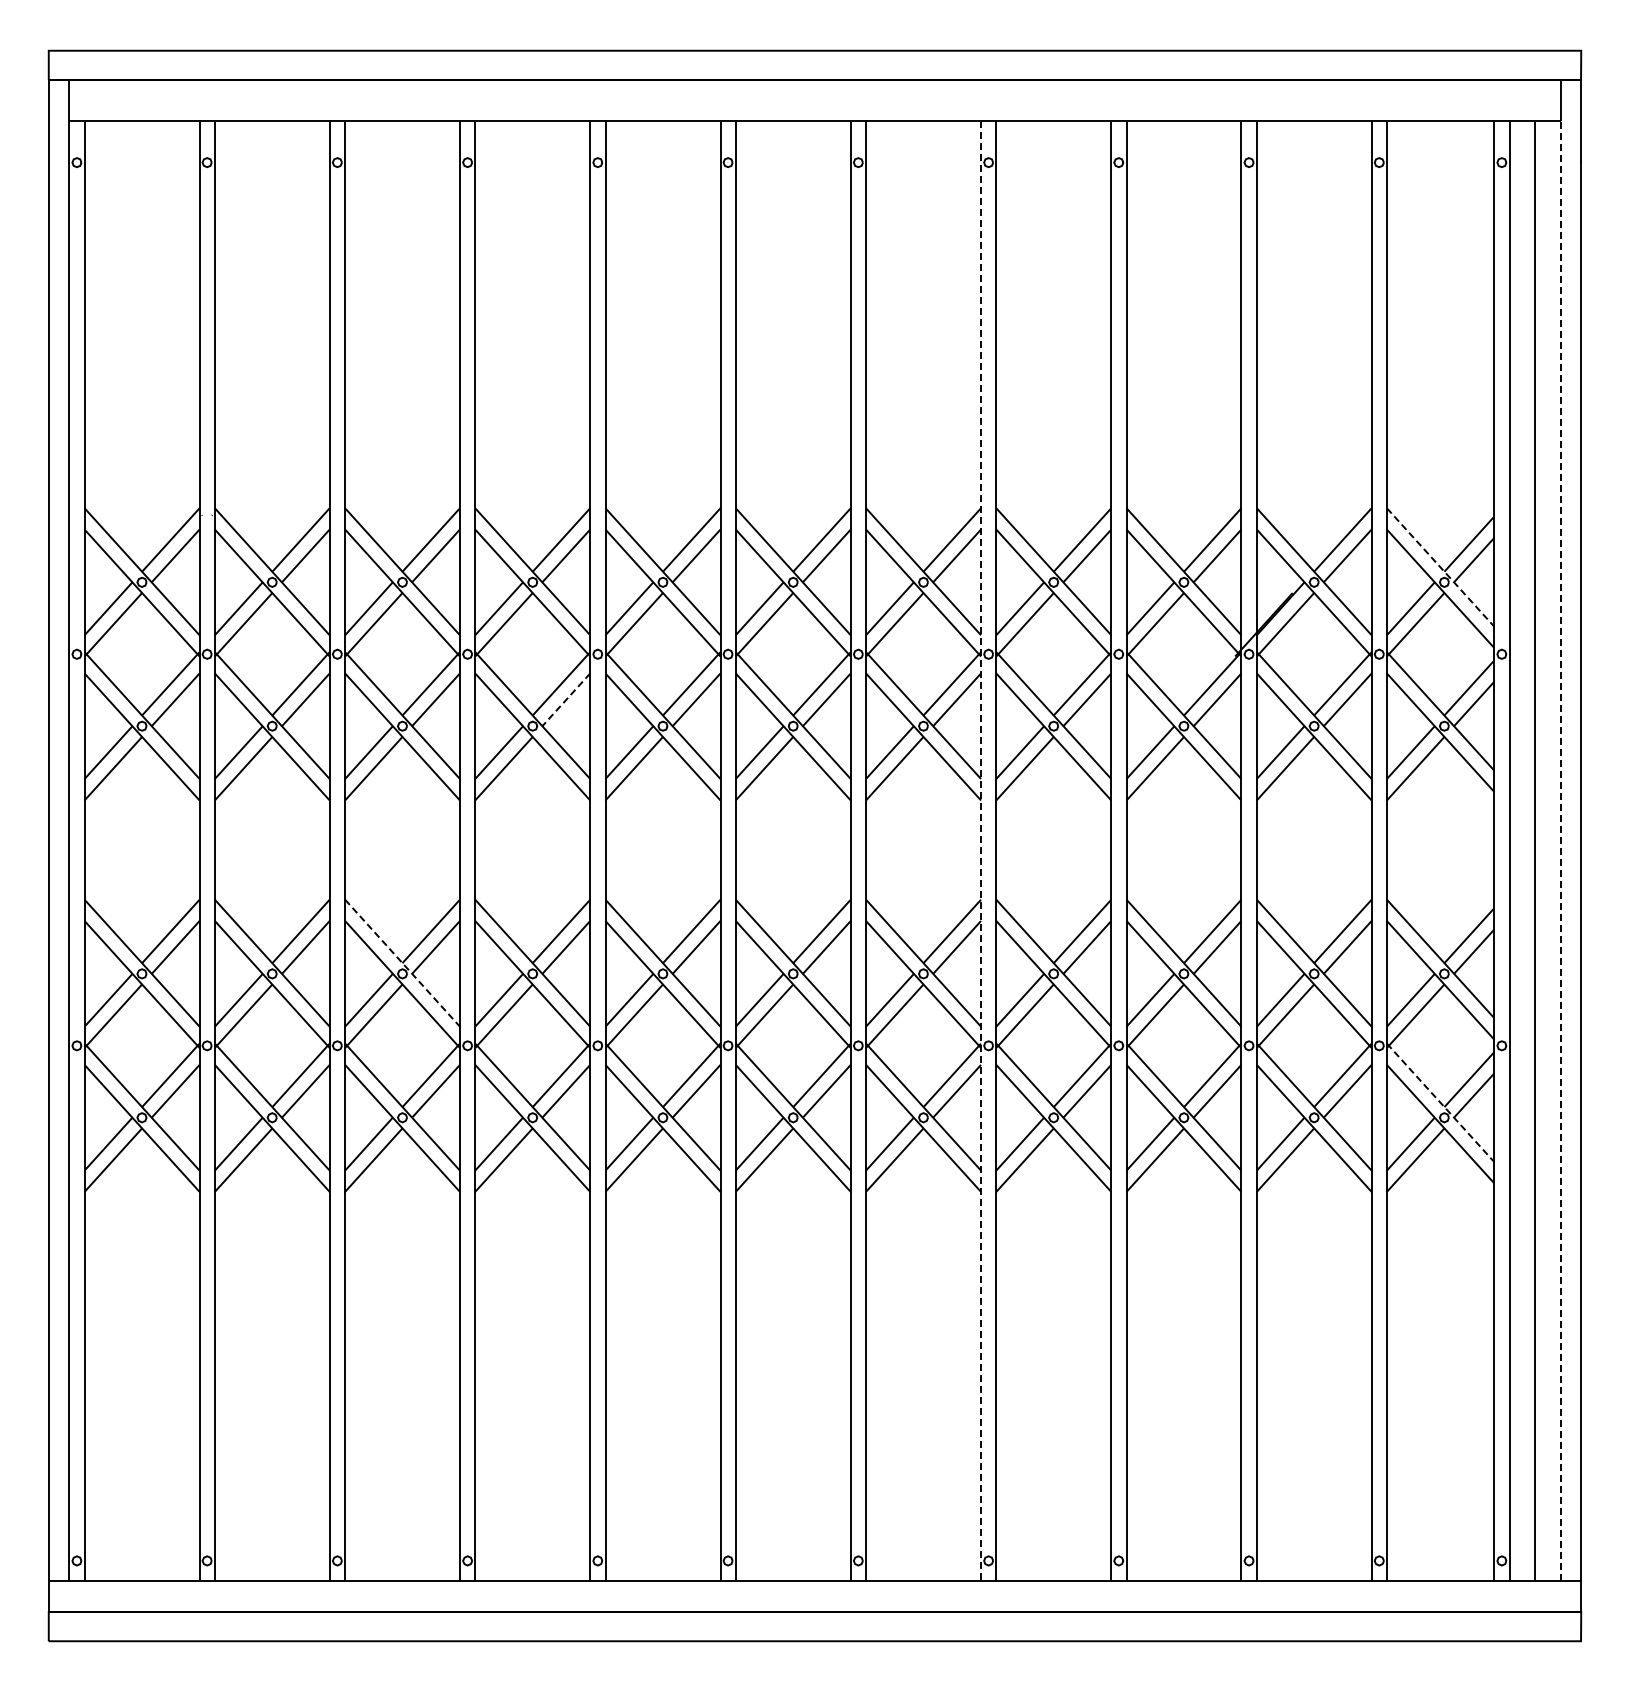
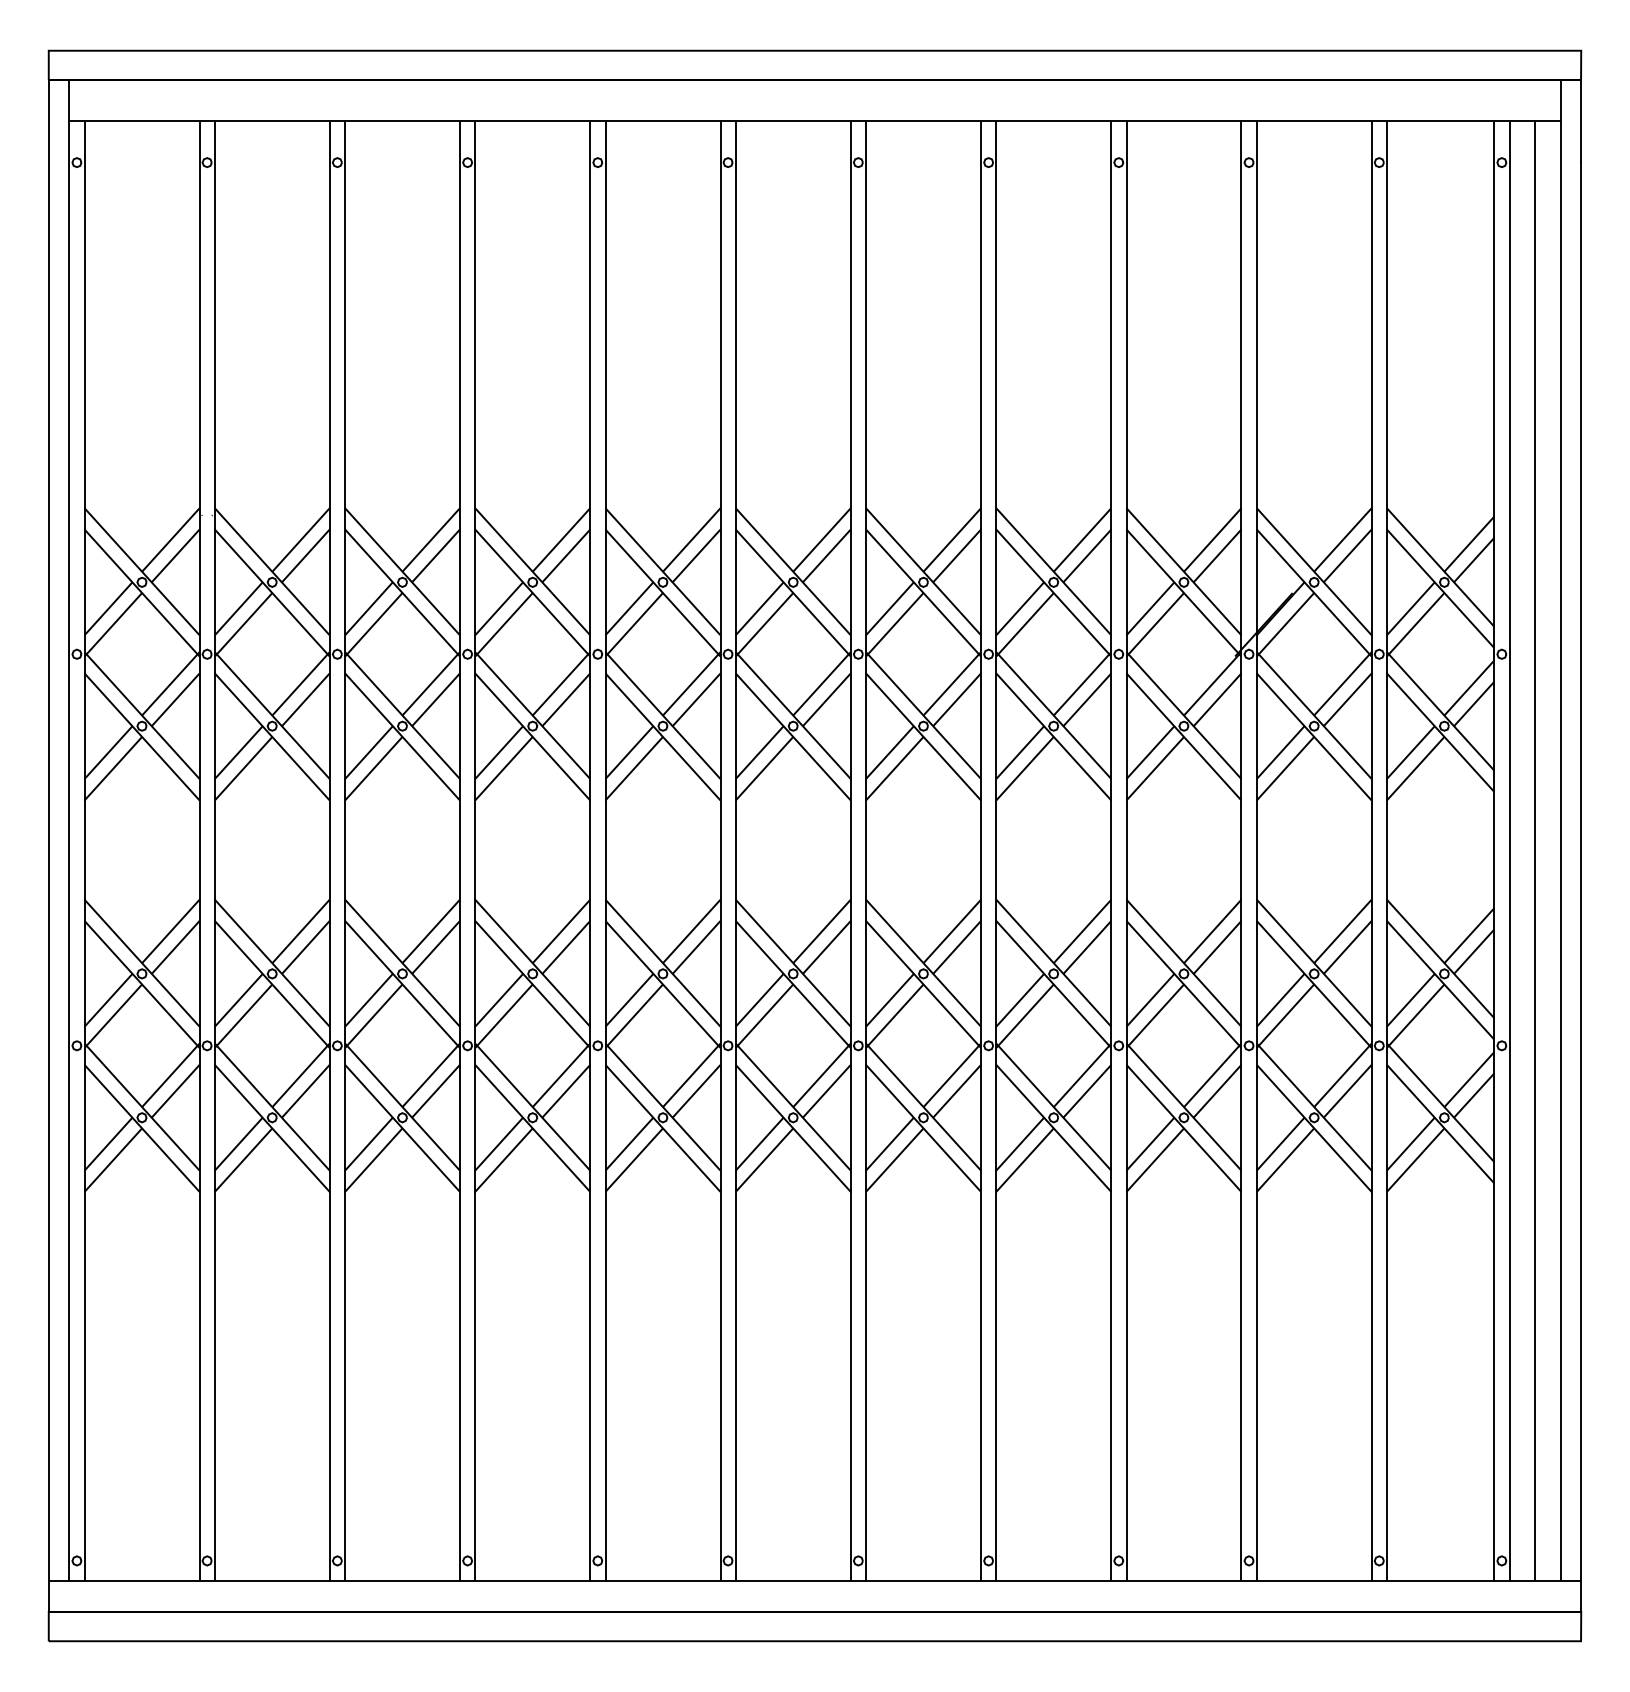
line: dashed -> solid (1440, 567)
line: dashed -> solid (566, 699)
line: dashed -> solid (1560, 850)
line: dashed -> solid (981, 851)
line: dashed -> solid (402, 963)
line: dashed -> solid (1440, 1102)
